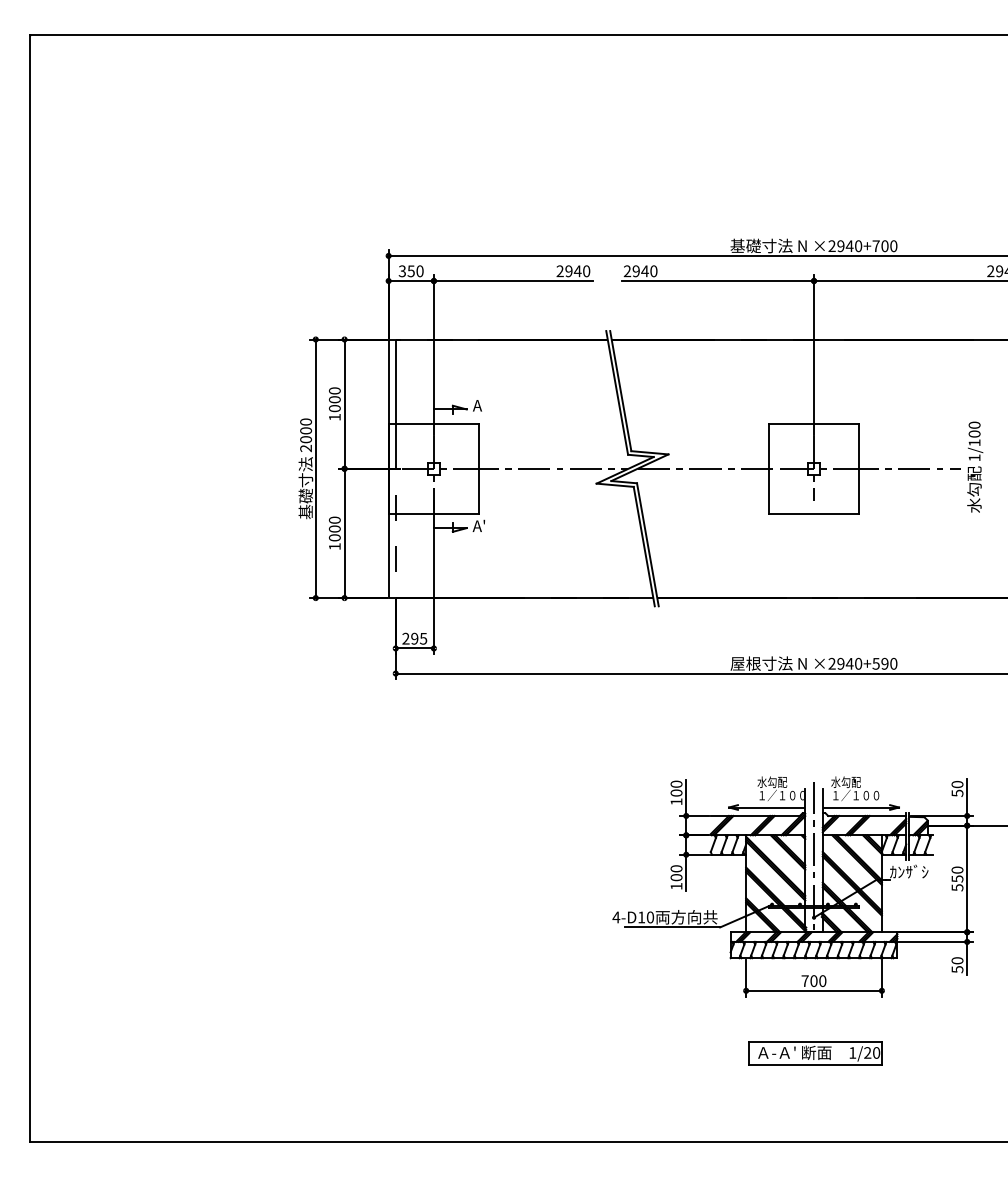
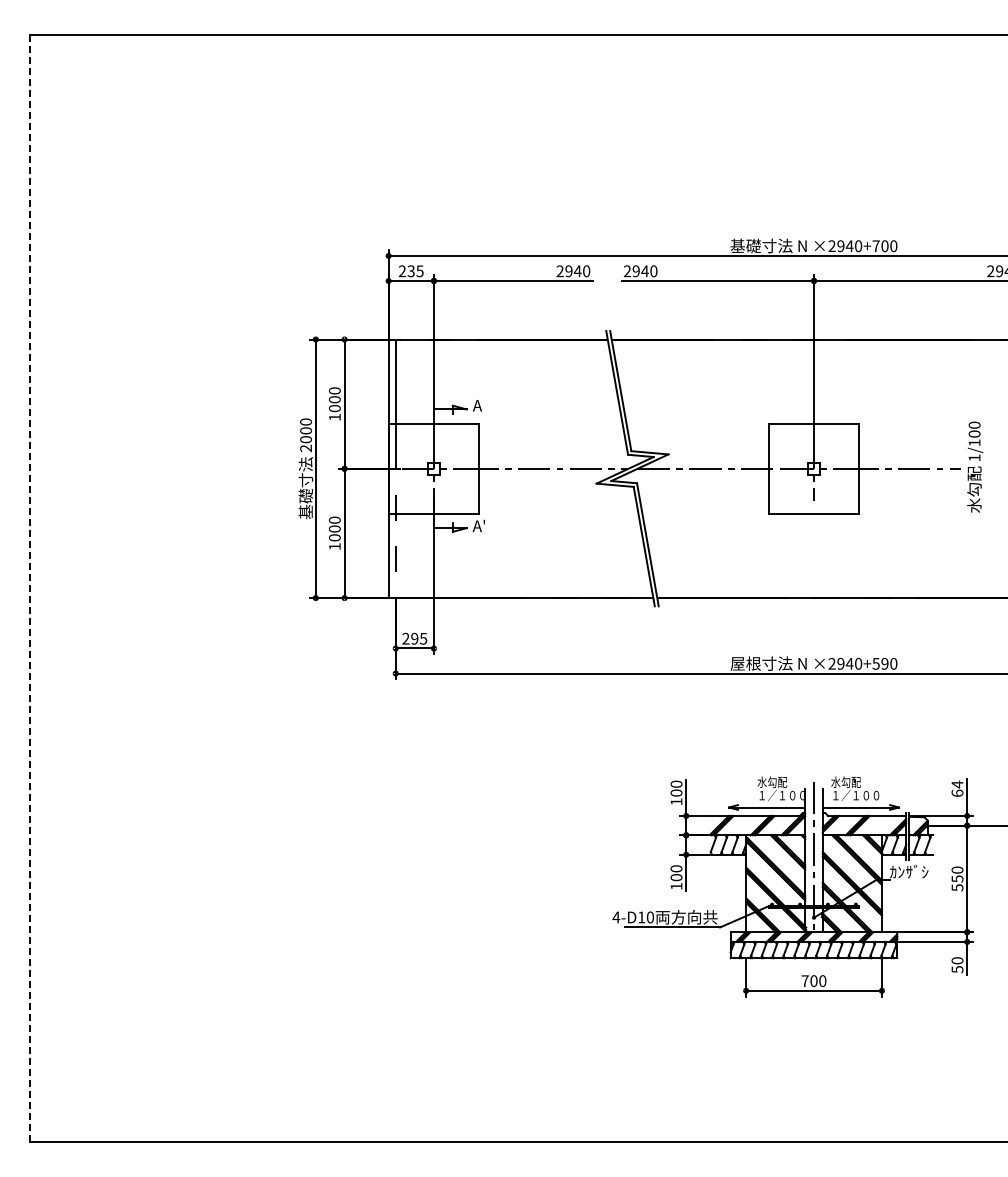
text: 350 -> 235 (410, 271)
line: solid -> dashed (30, 588)
text: 50 -> 64 (957, 788)
part: present -> none (815, 1053)
